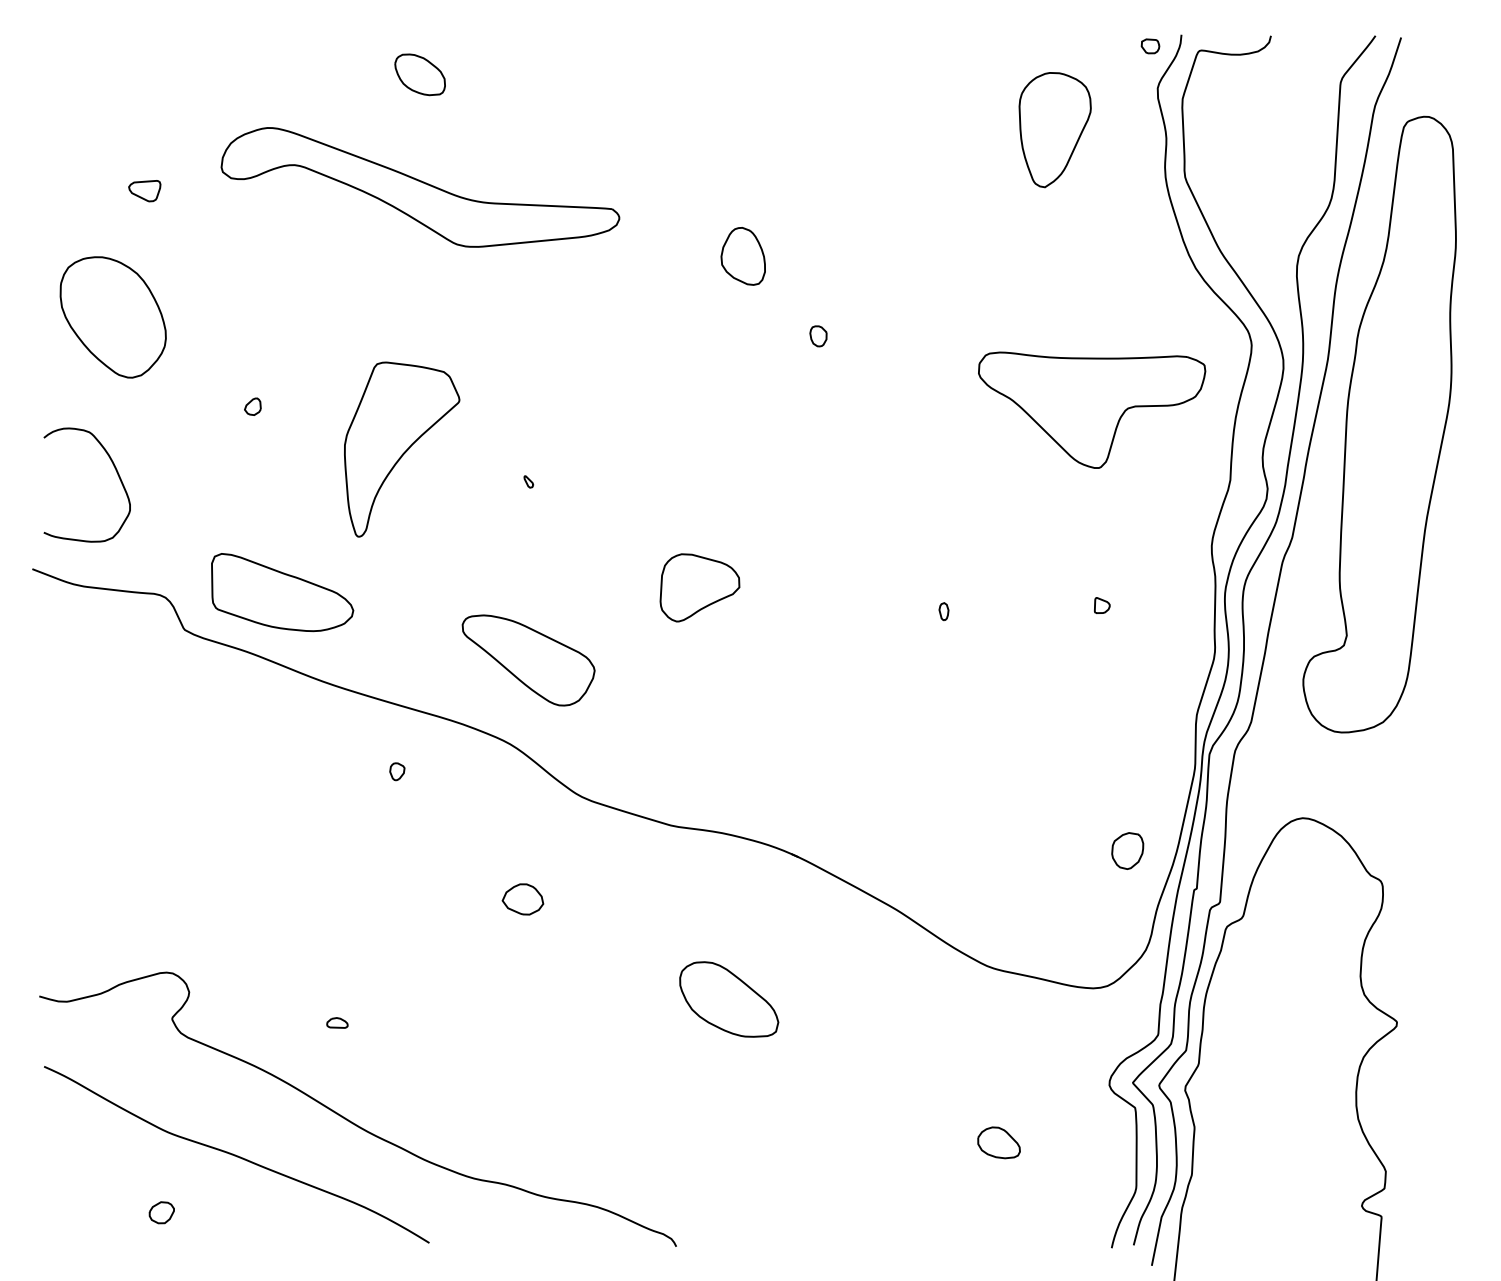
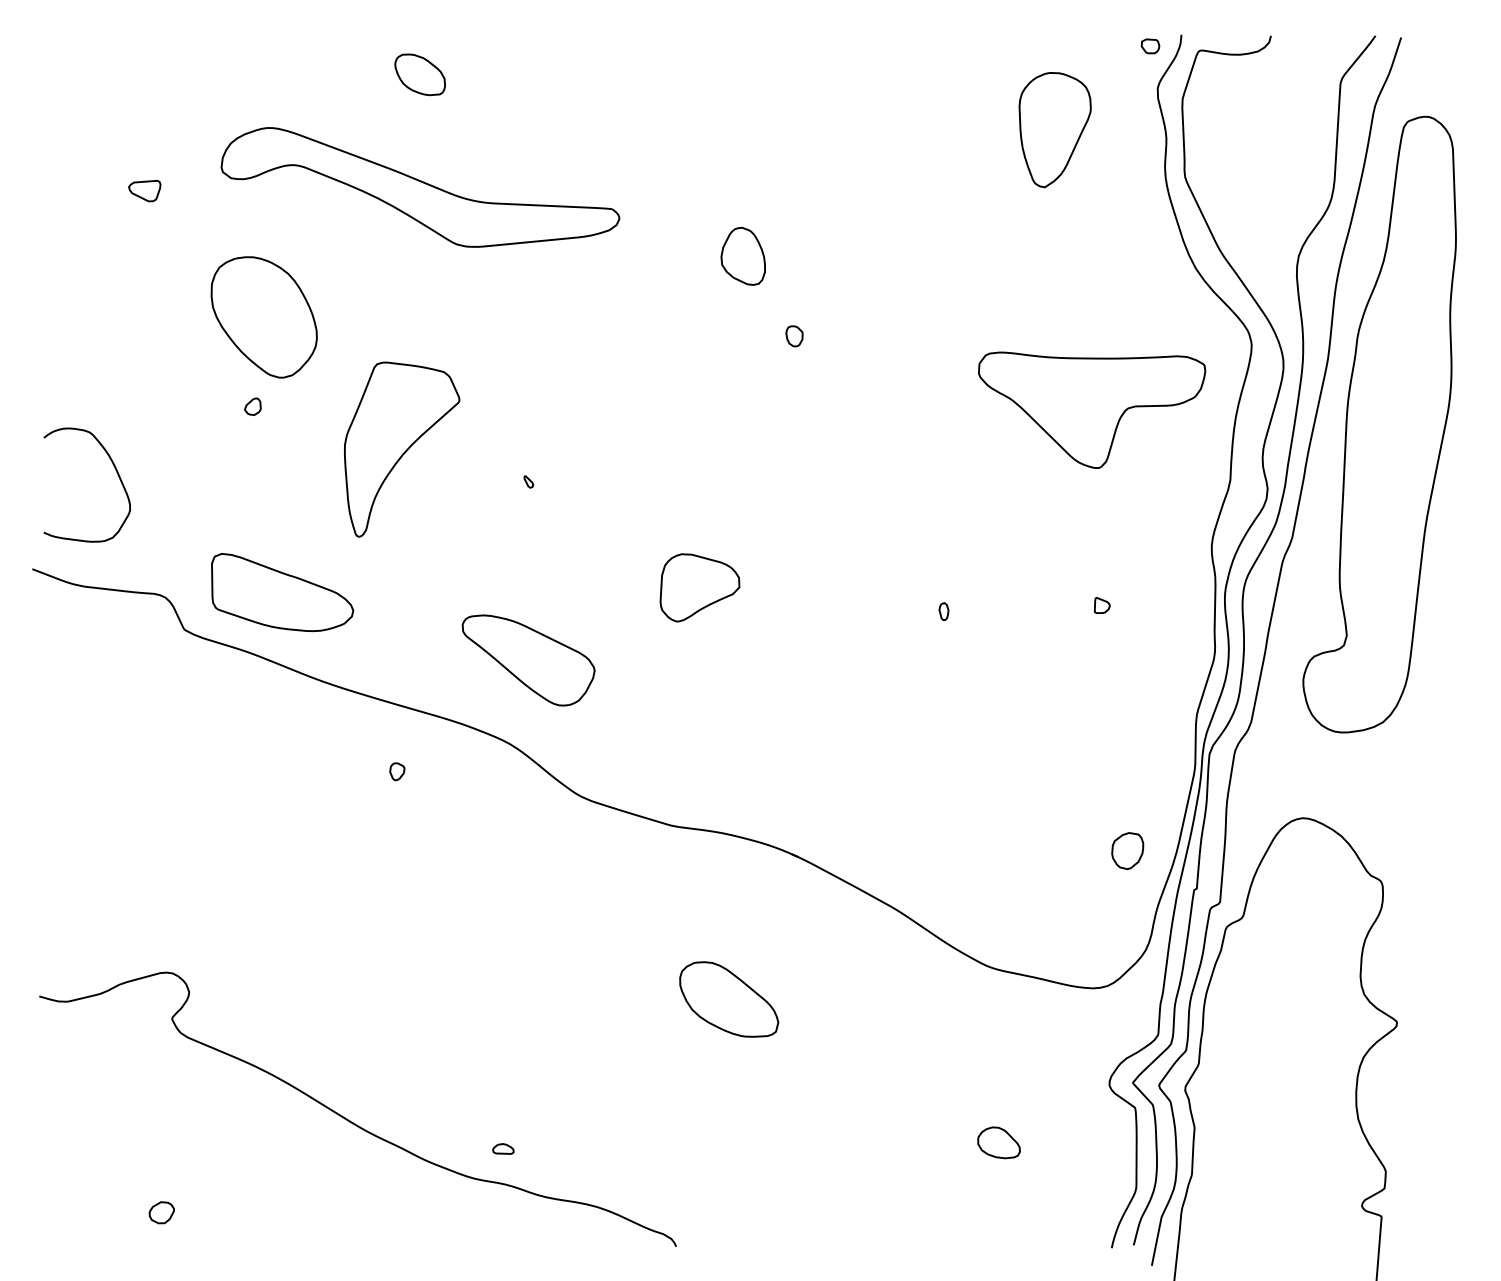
part position: (112, 317) -> (263, 317) (263, 317)
part position: (818, 336) -> (794, 336) (794, 336)
part: present -> none (522, 899)
part position: (337, 1022) -> (503, 1148) (503, 1148)
curve: present -> none (235, 1154)
